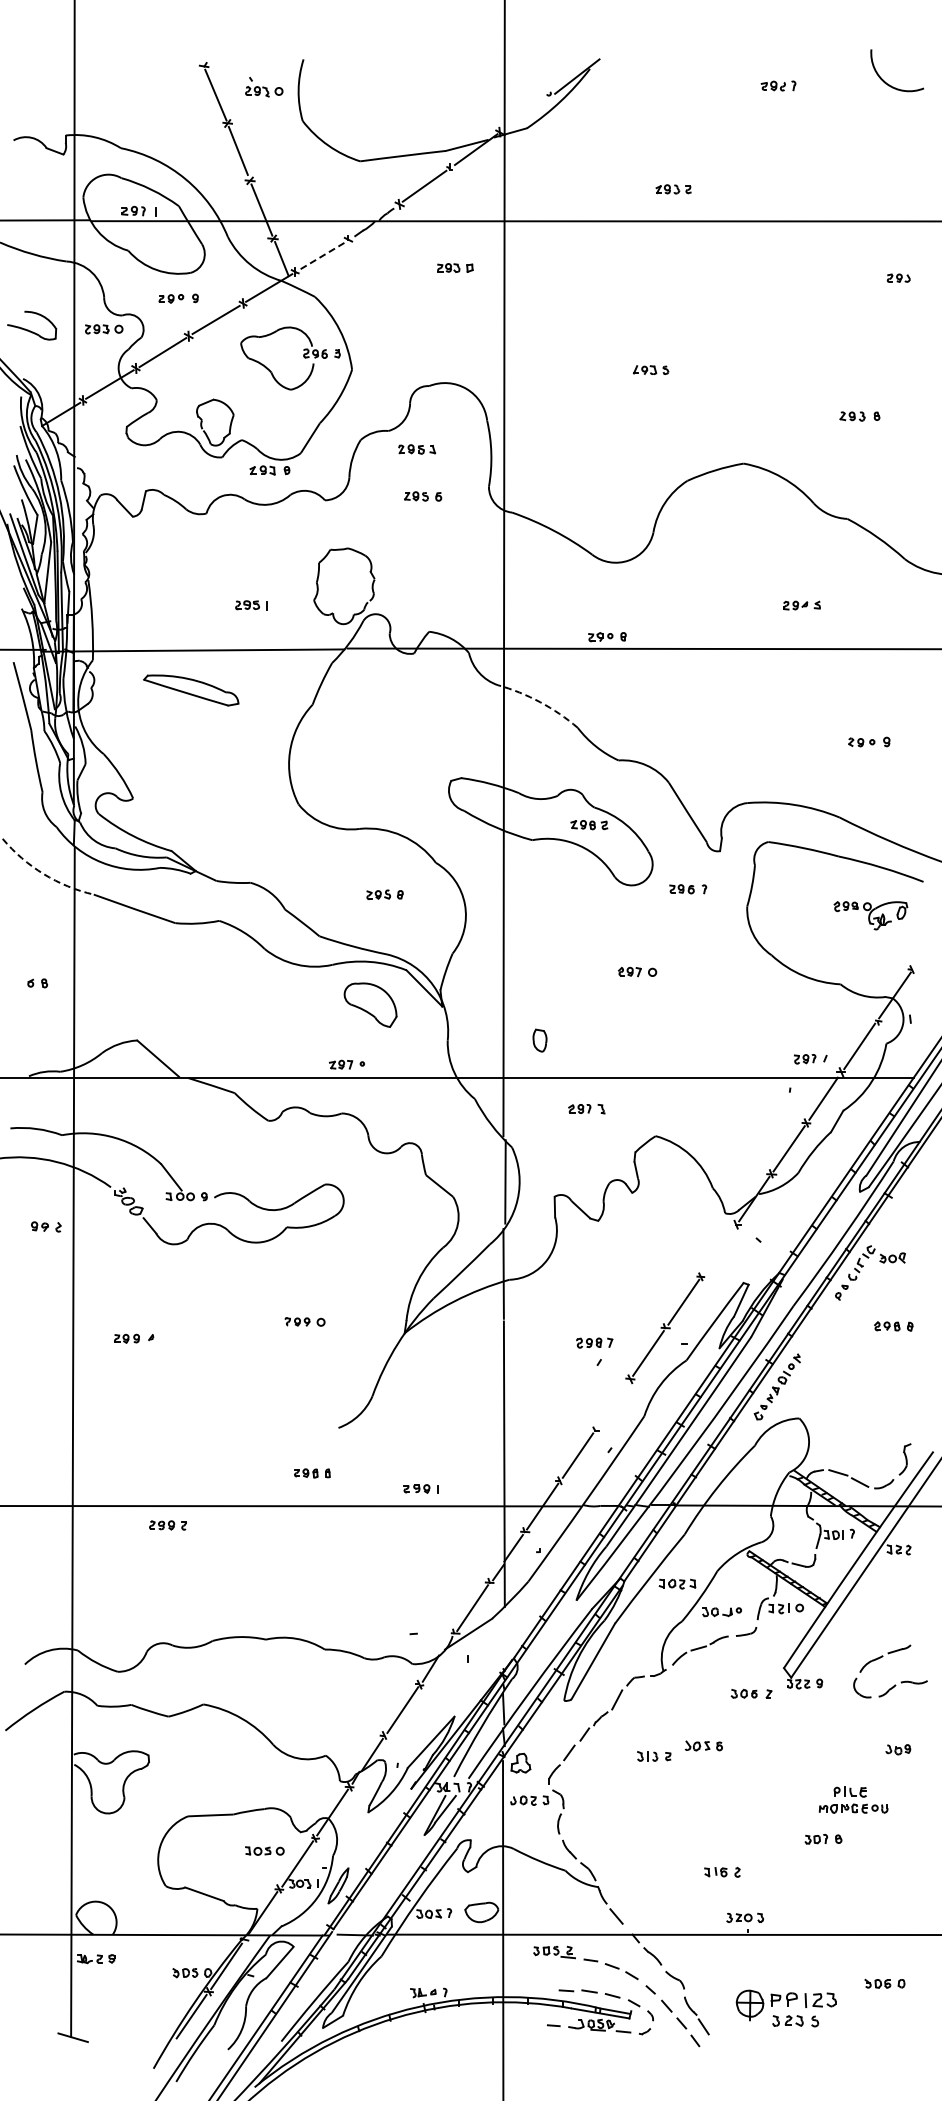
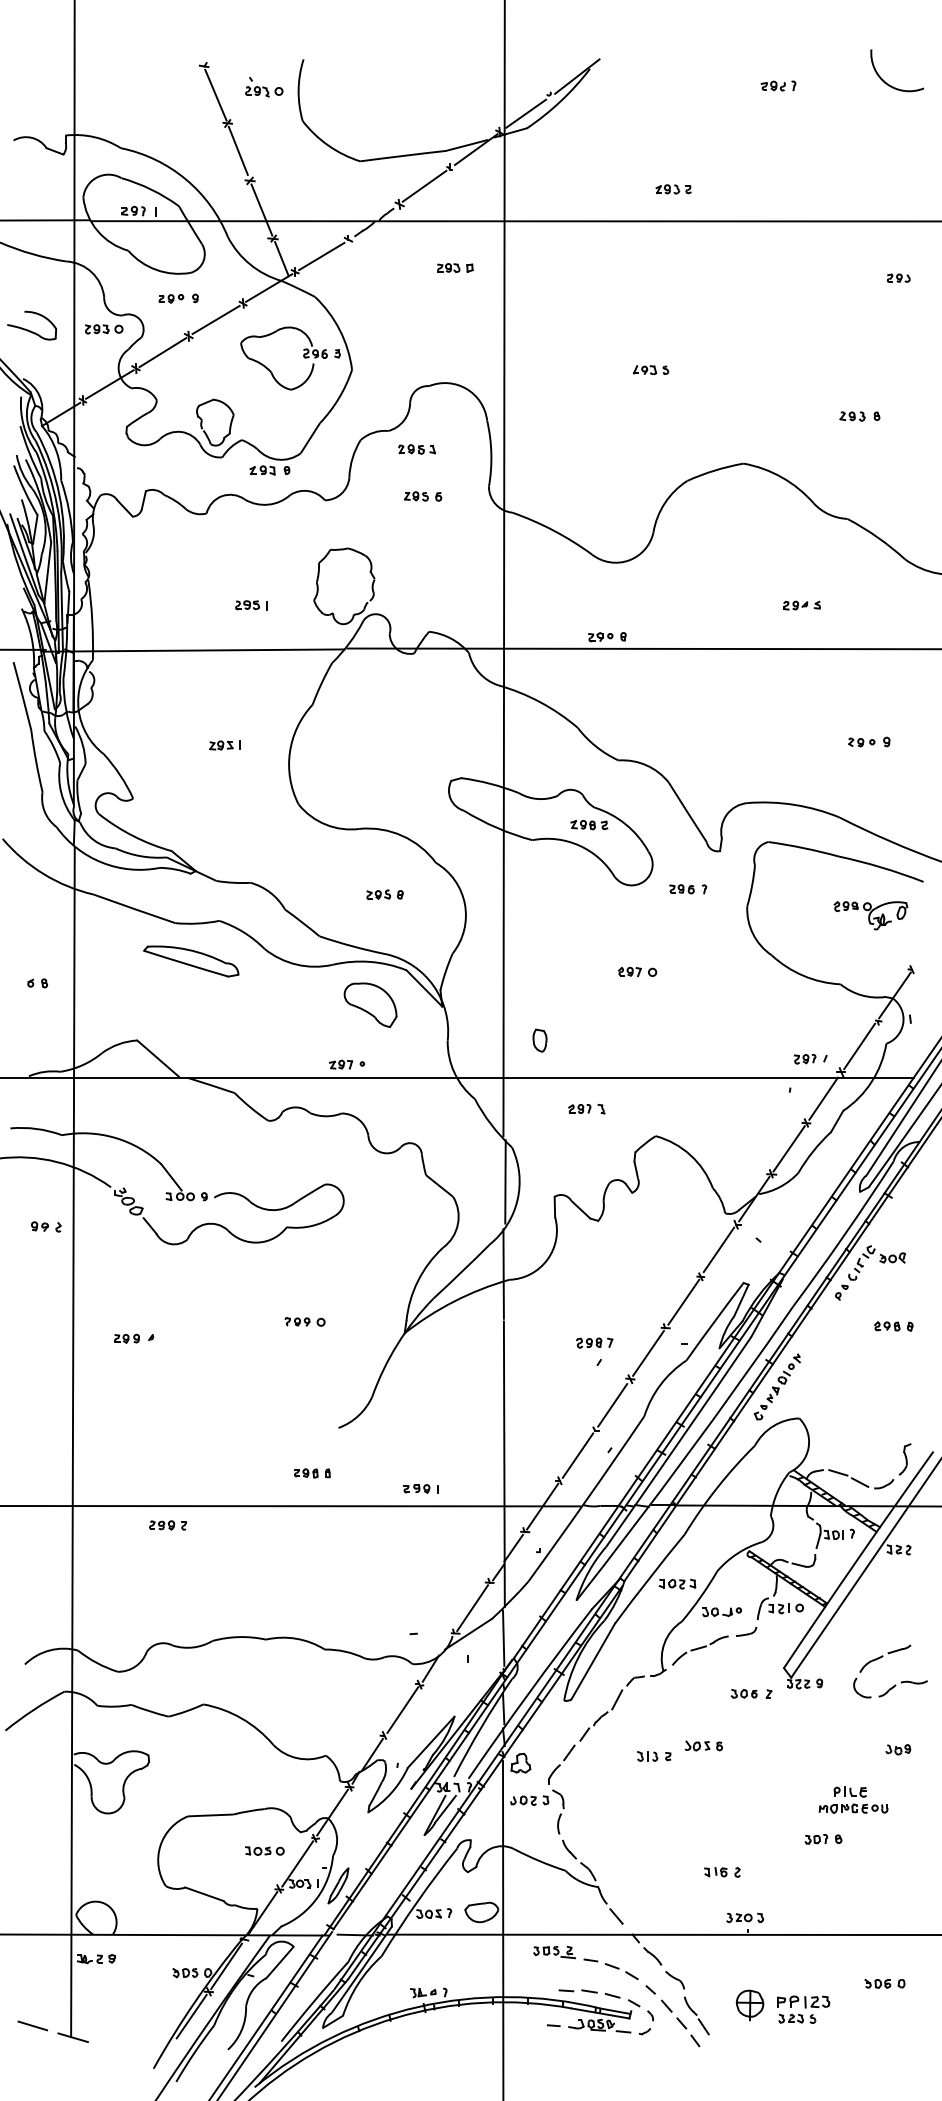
line: none -> present (526, 113)
line: dashed -> solid (321, 256)
part position: (191, 690) -> (191, 961) (191, 961)
arc: dashed -> solid (540, 702)
part: none -> present (224, 745)
arc: dashed -> solid (43, 874)
line: none -> present (718, 1249)
line: none -> present (612, 1405)
line: none -> present (503, 1637)
part size: 67x36 px -> 54x29 px (803, 2009)
line: none -> present (32, 2025)
